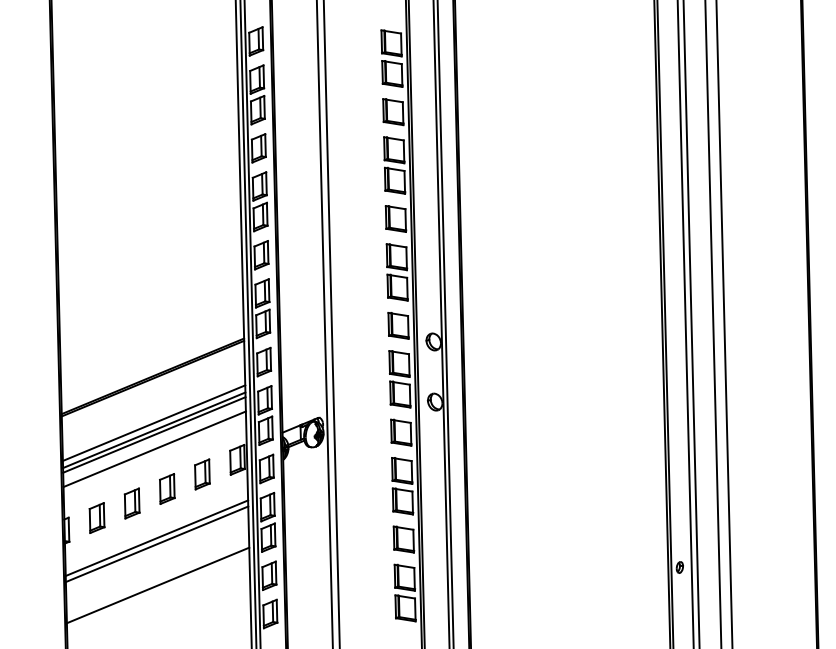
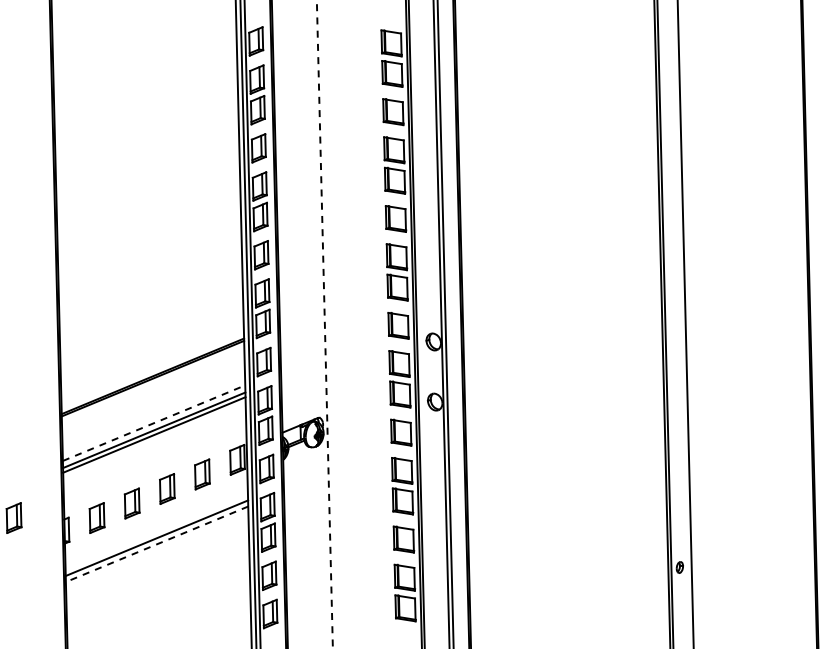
line: present -> none (331, 323)
line: present -> none (691, 323)
line: present -> none (713, 323)
line: present -> none (724, 323)
line: solid -> dashed (324, 324)
line: solid -> dashed (154, 423)
line: present -> none (154, 449)
part: none -> present (13, 517)
line: solid -> dashed (157, 544)
line: present -> none (157, 585)
